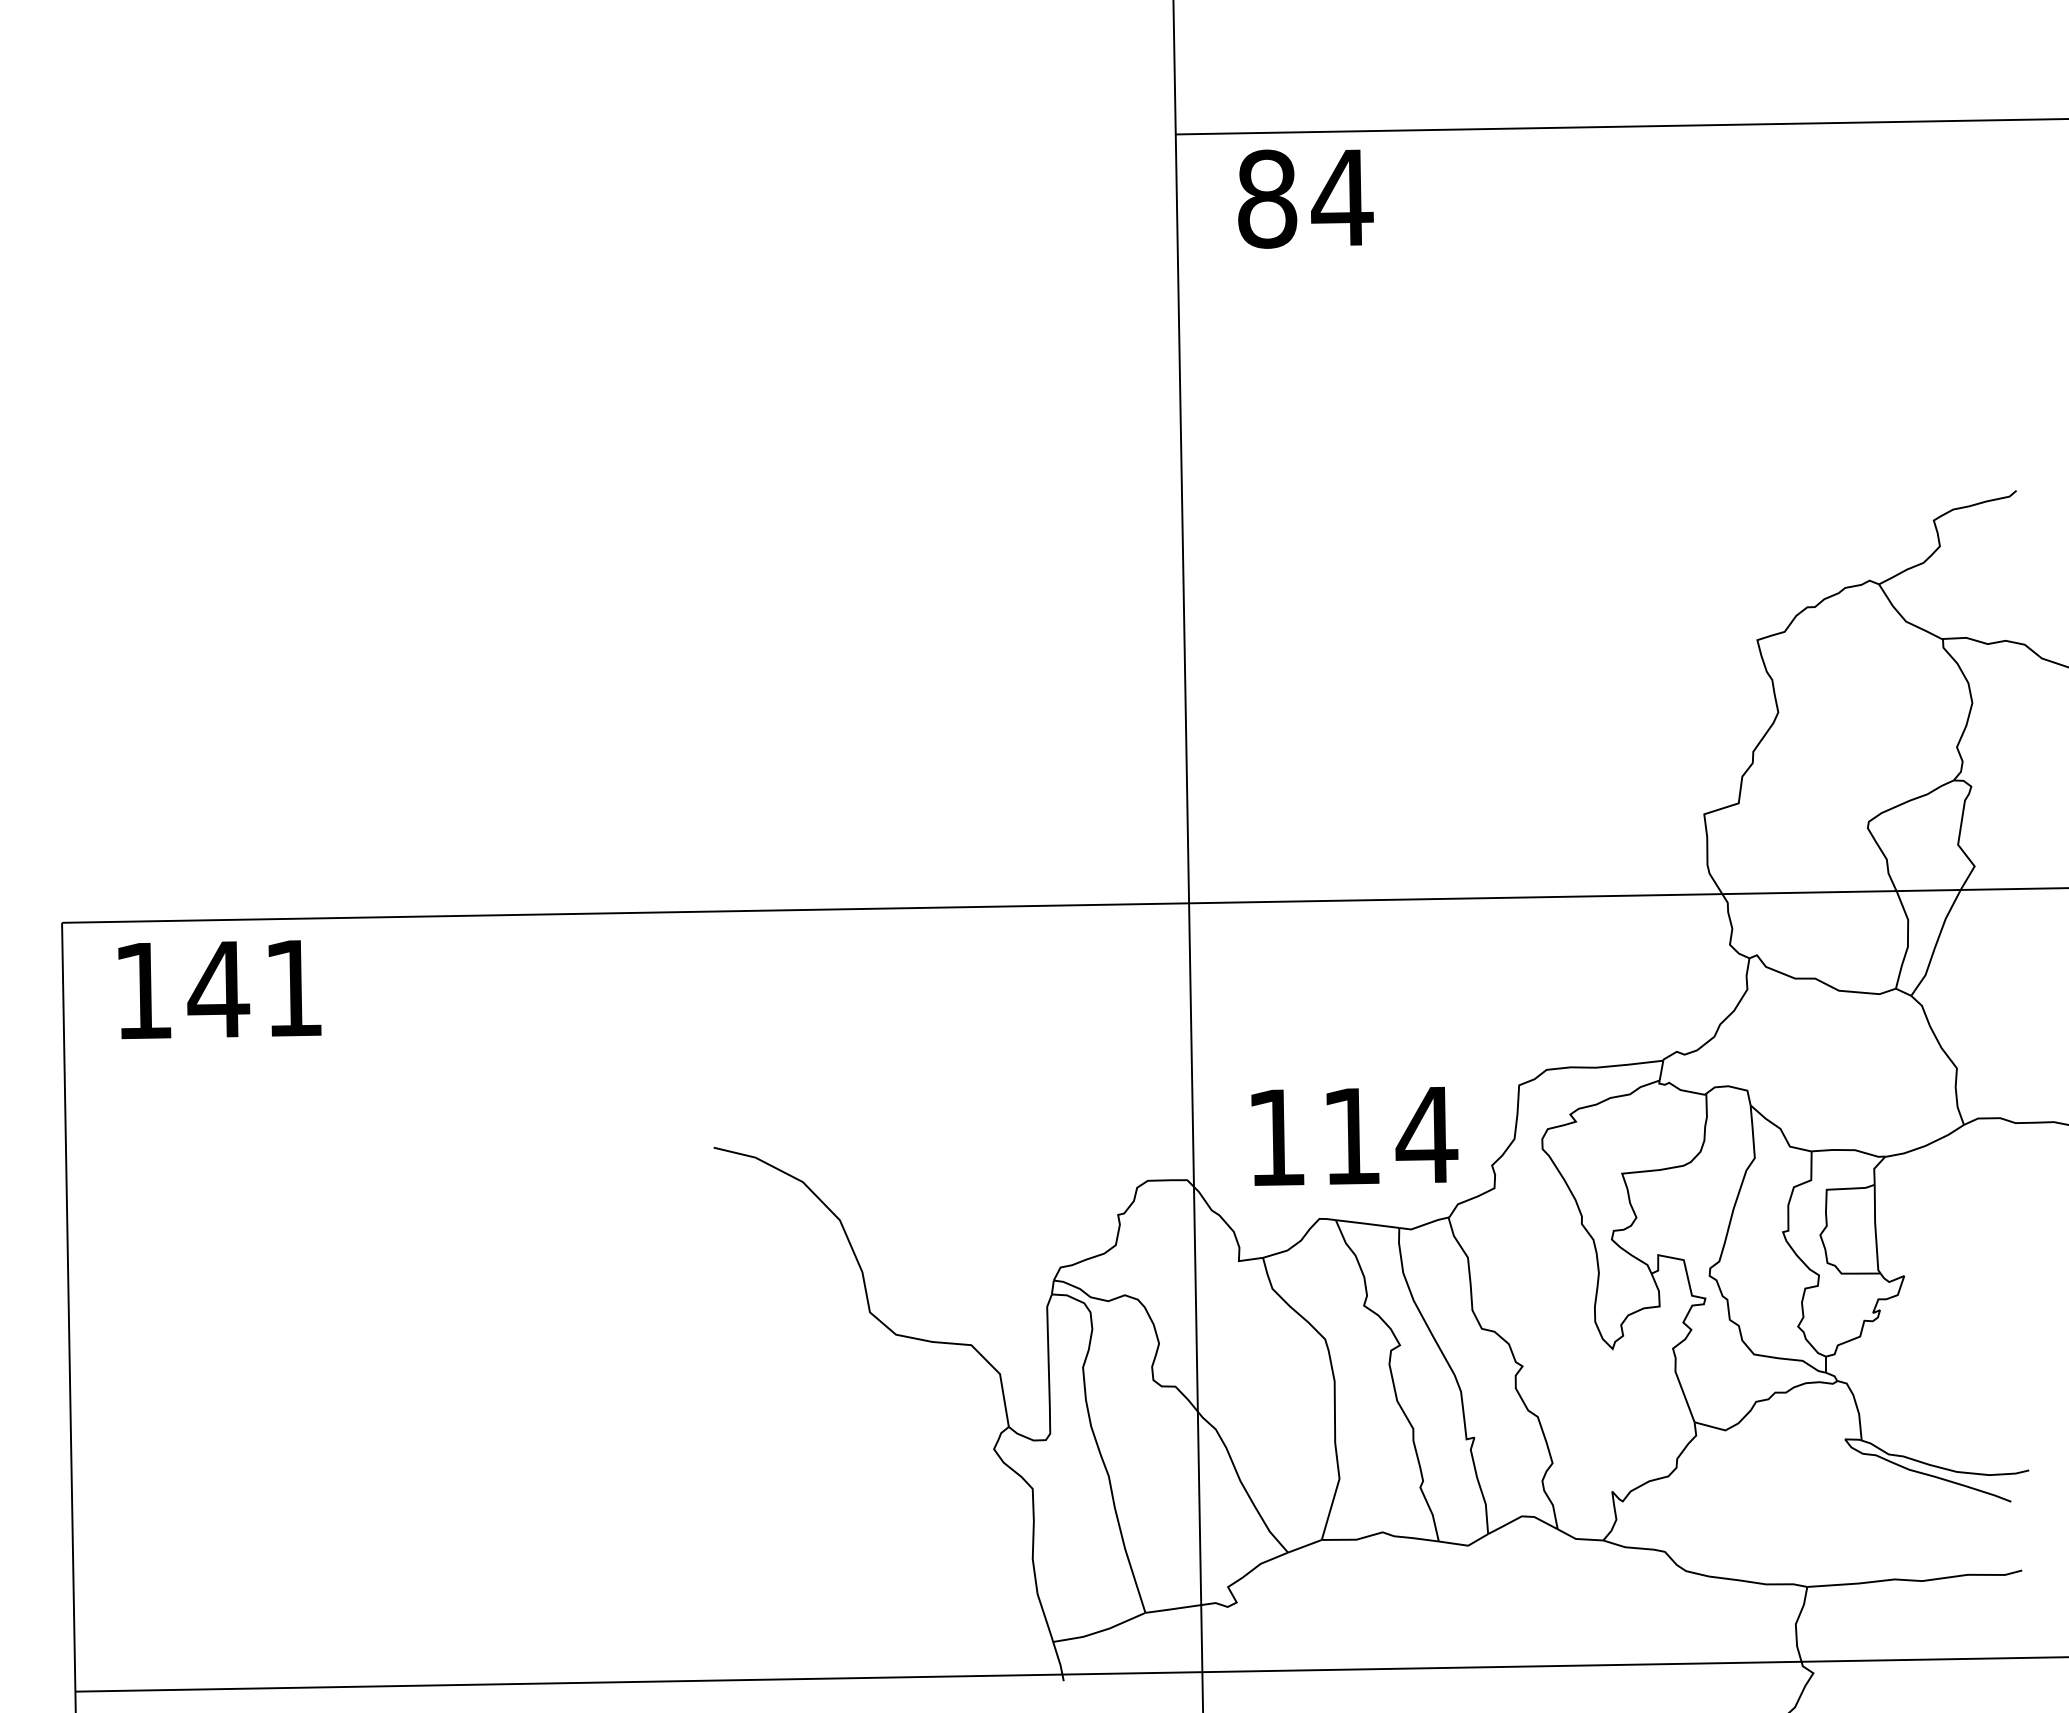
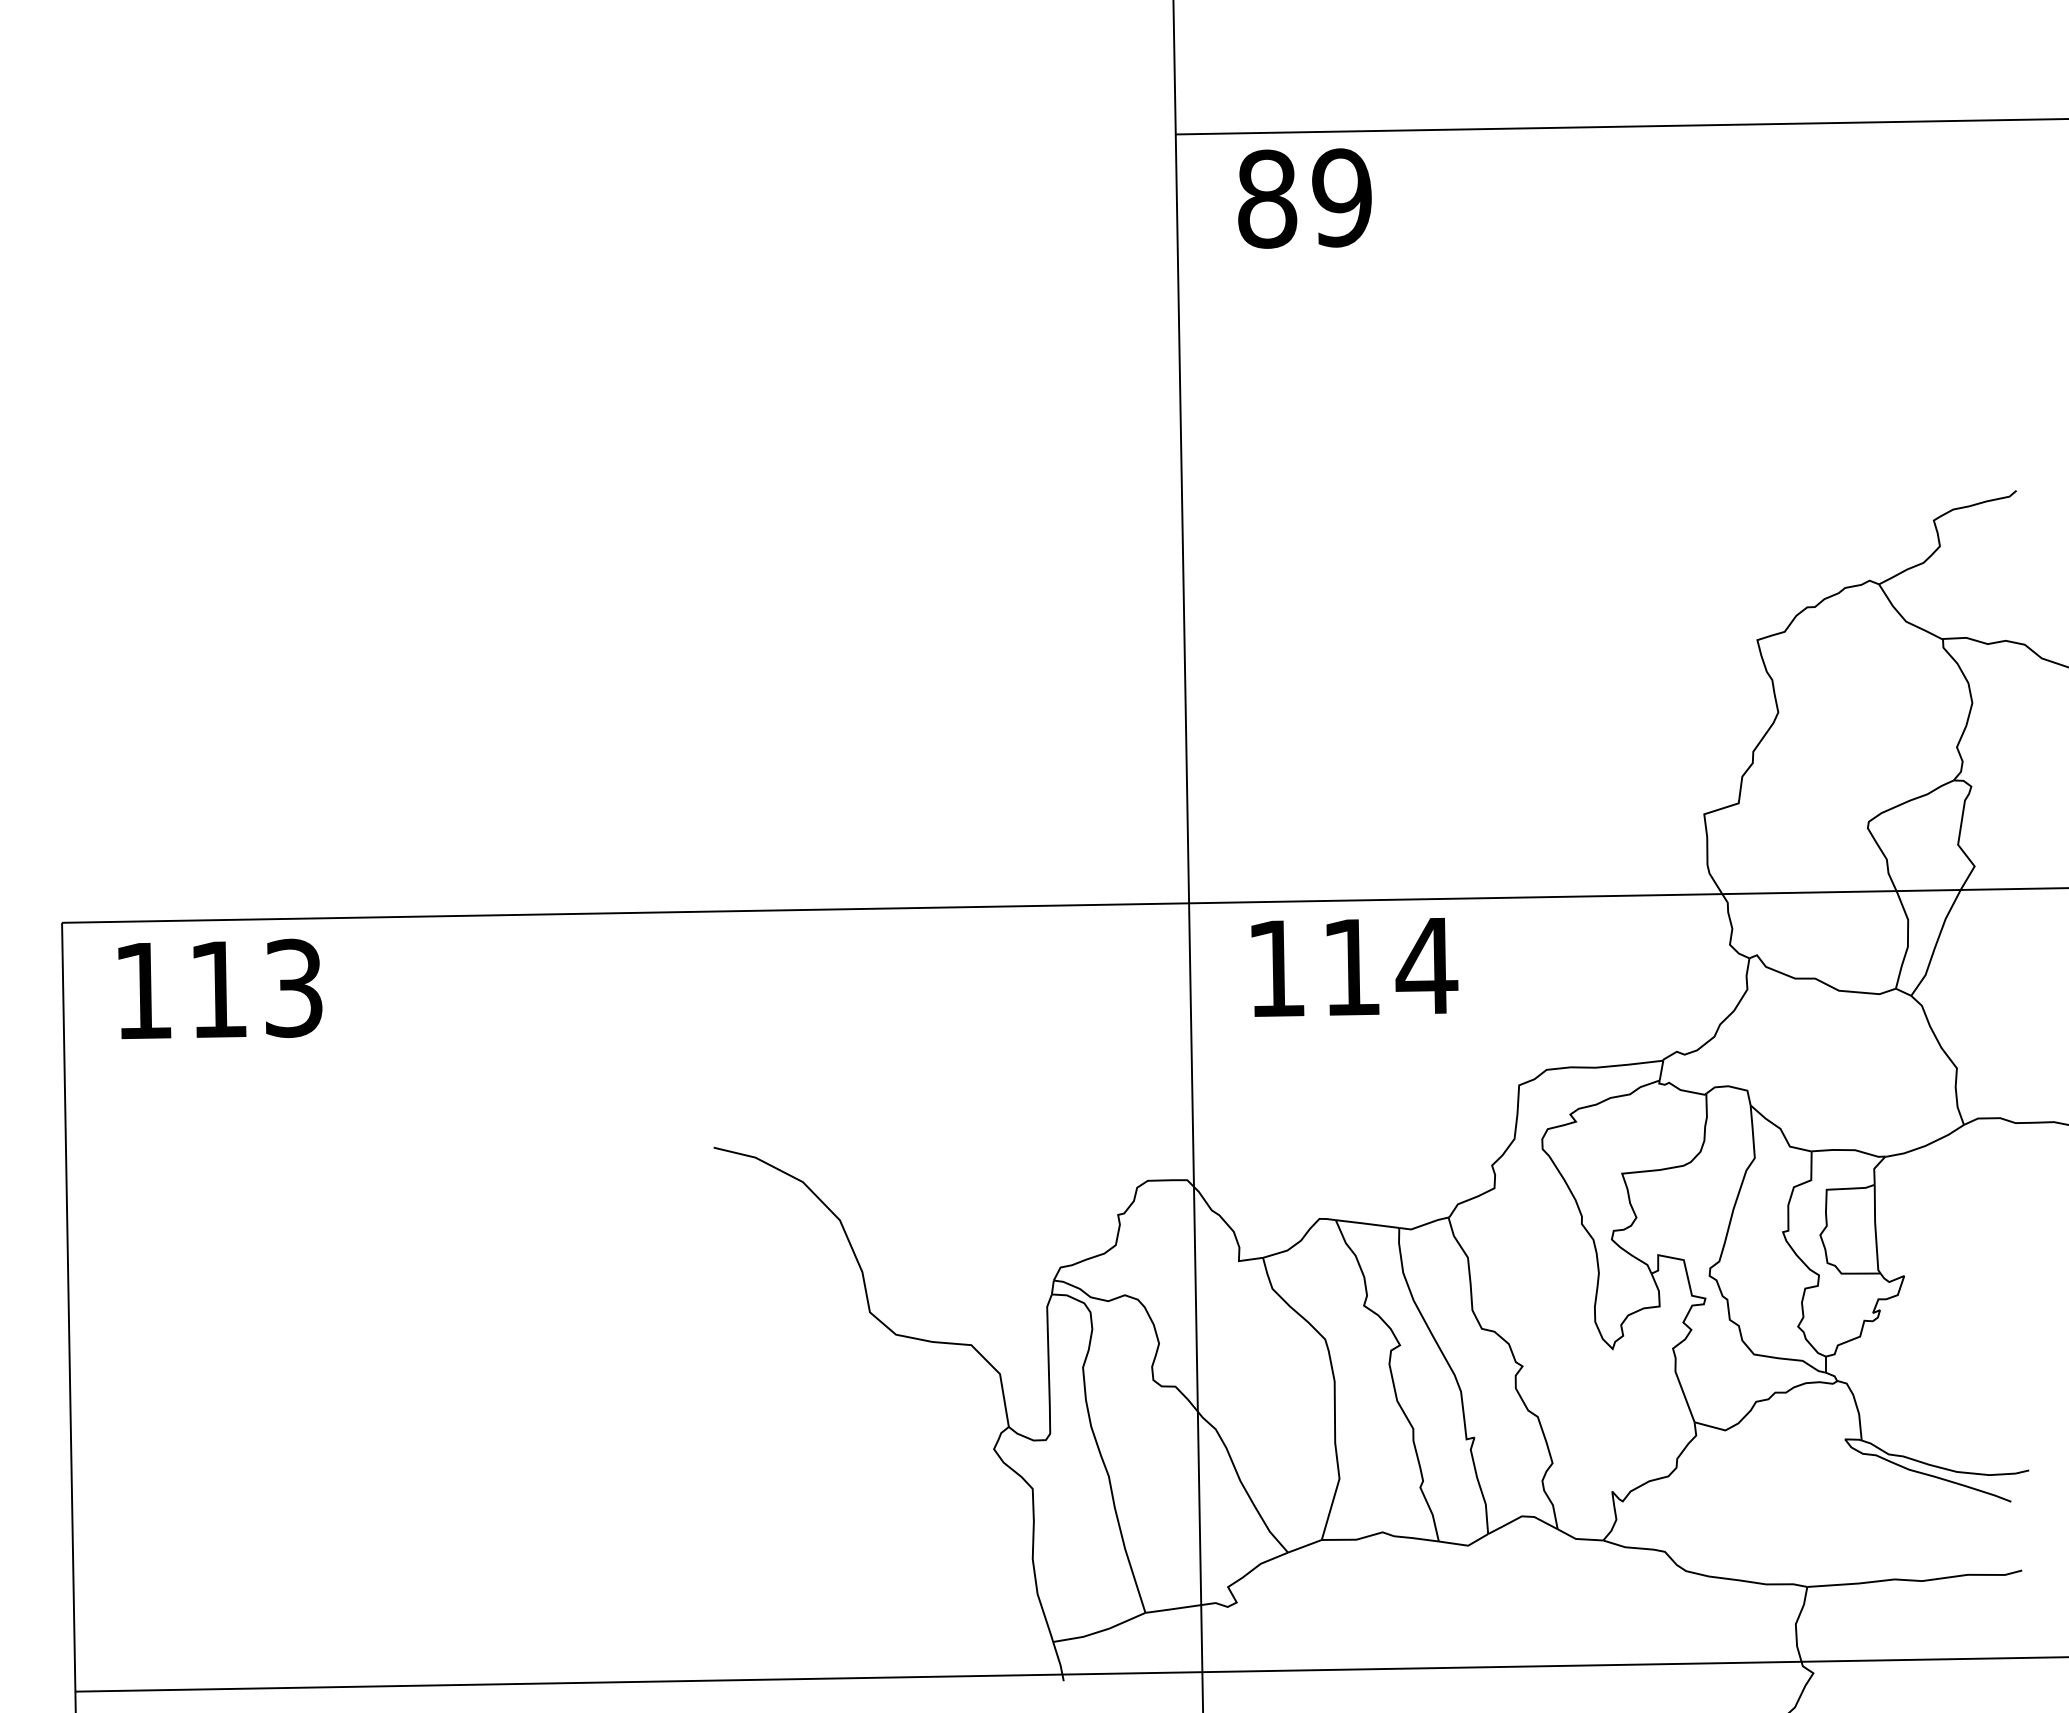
text: 84 -> 89 (1342, 197)
text: 141 -> 113 (254, 988)
text position: (1354, 1136) -> (1354, 967) (1354, 967)
